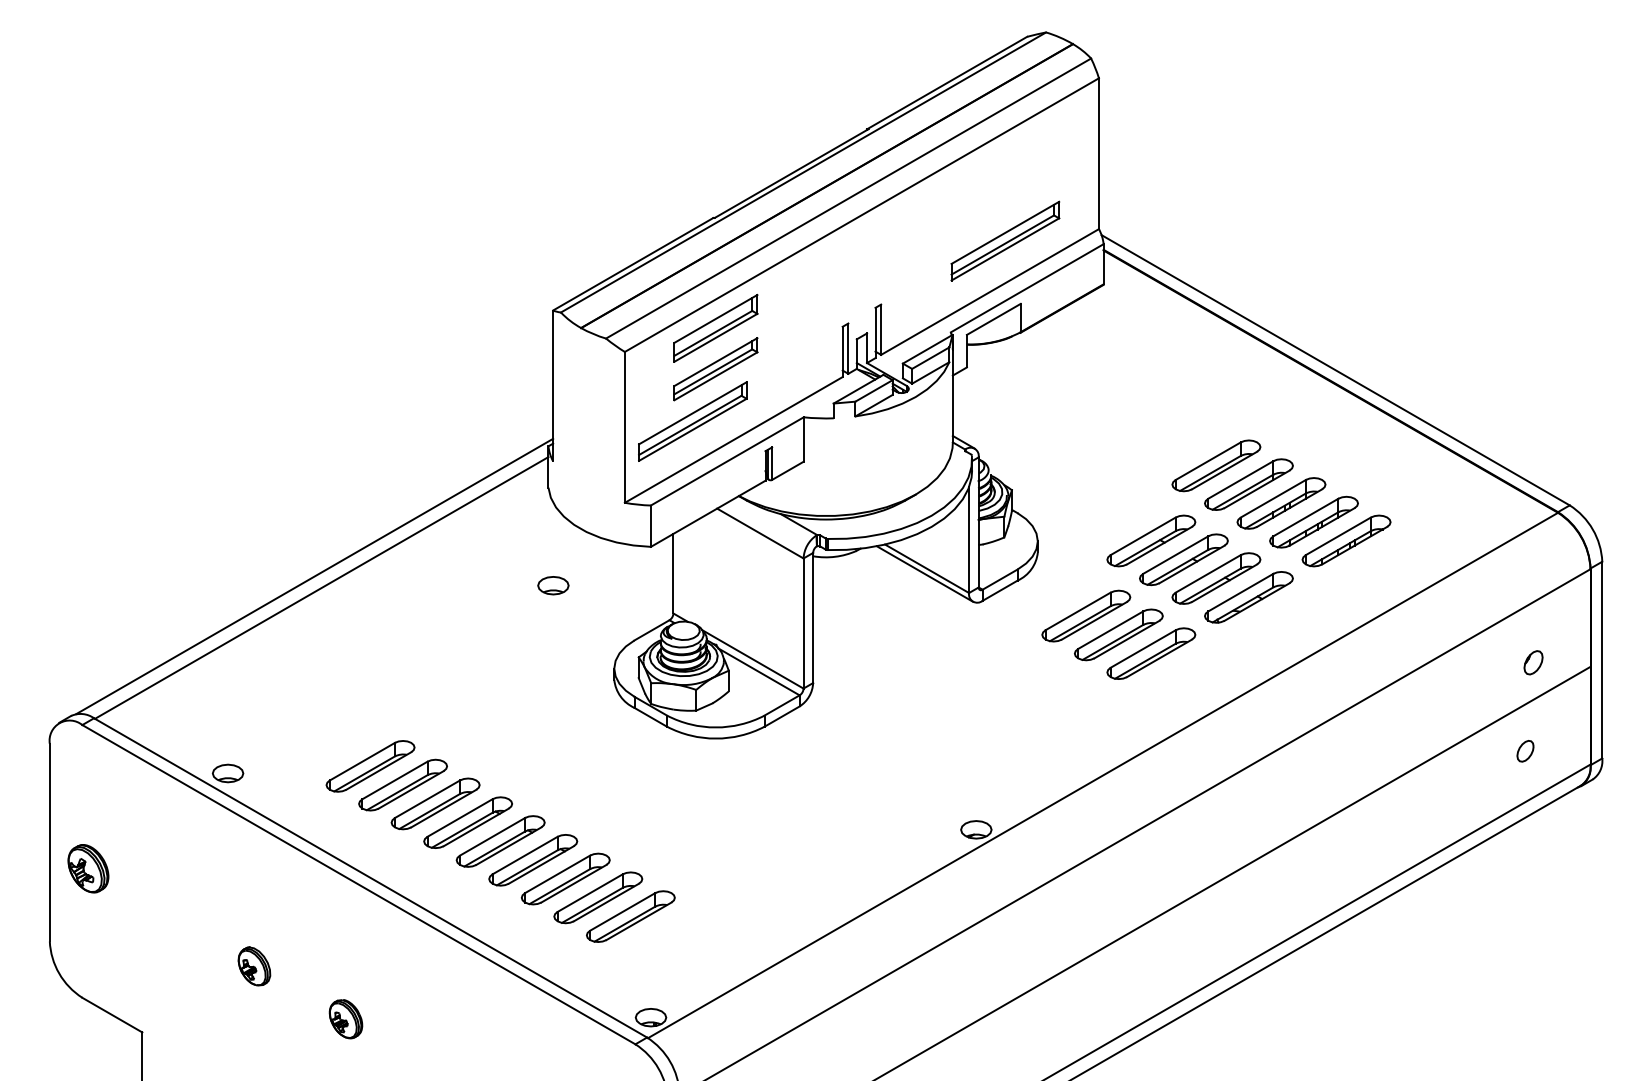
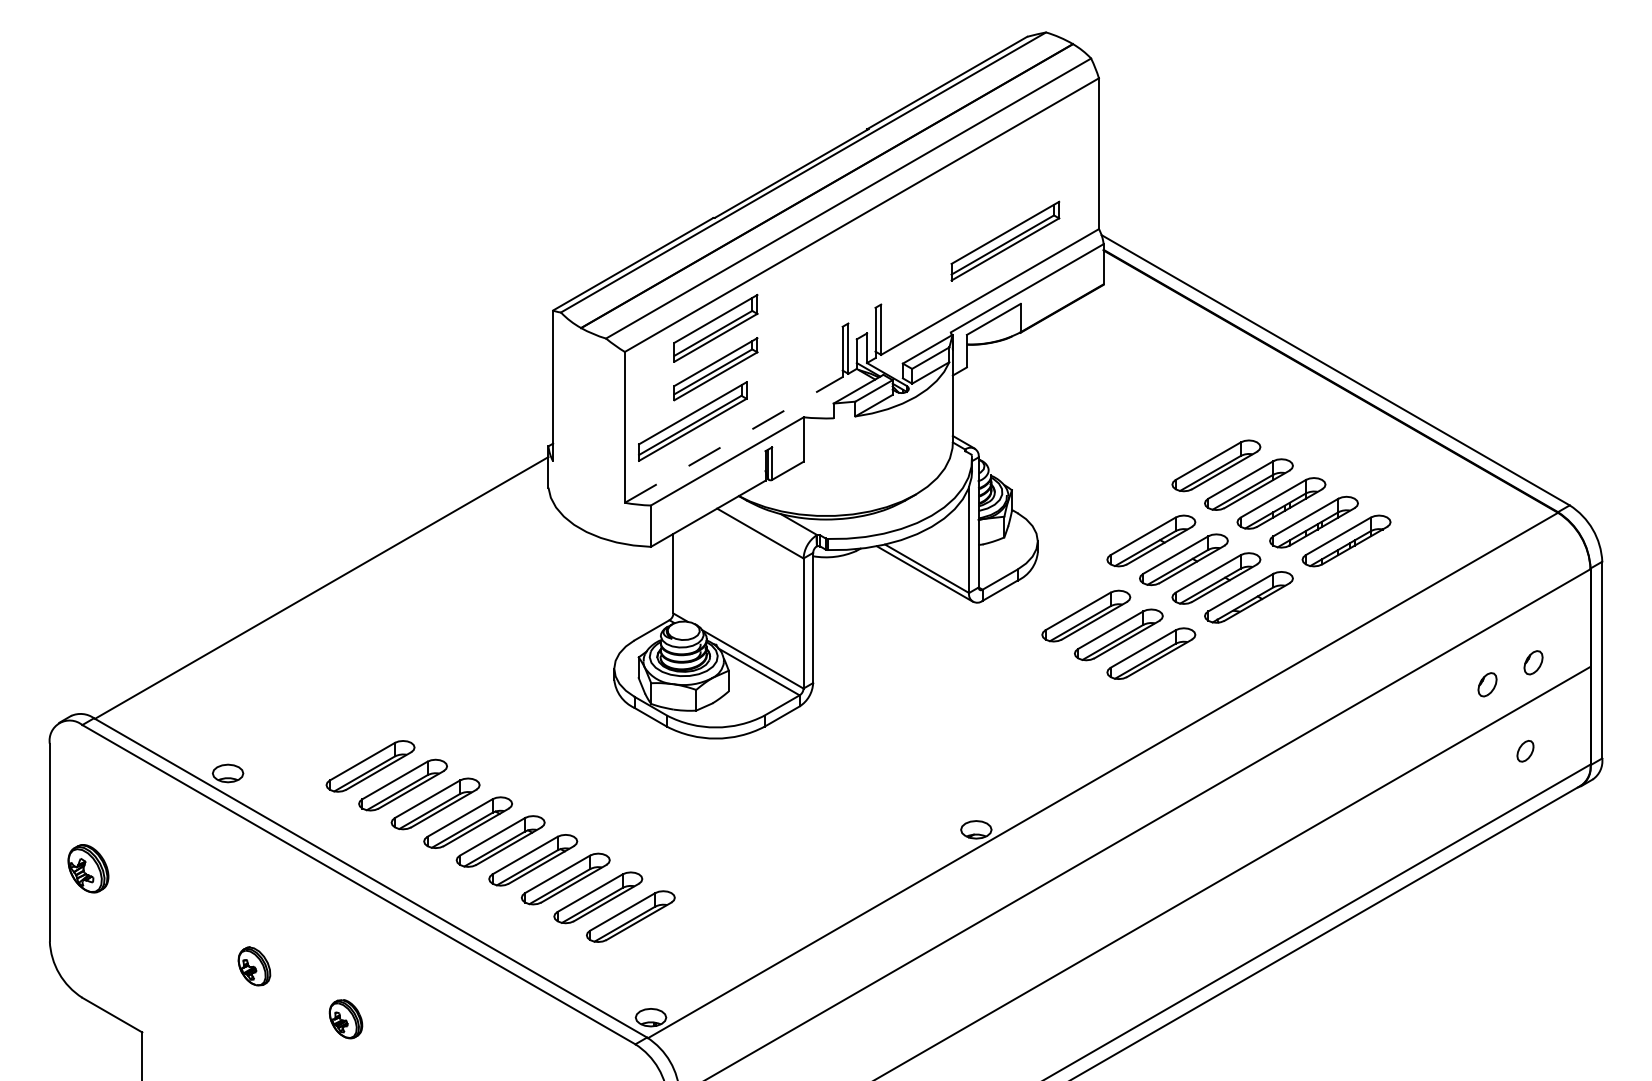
line: solid -> dashed (733, 439)
line: present -> none (314, 576)
part: present -> none (553, 585)
part: none -> present (1487, 684)
